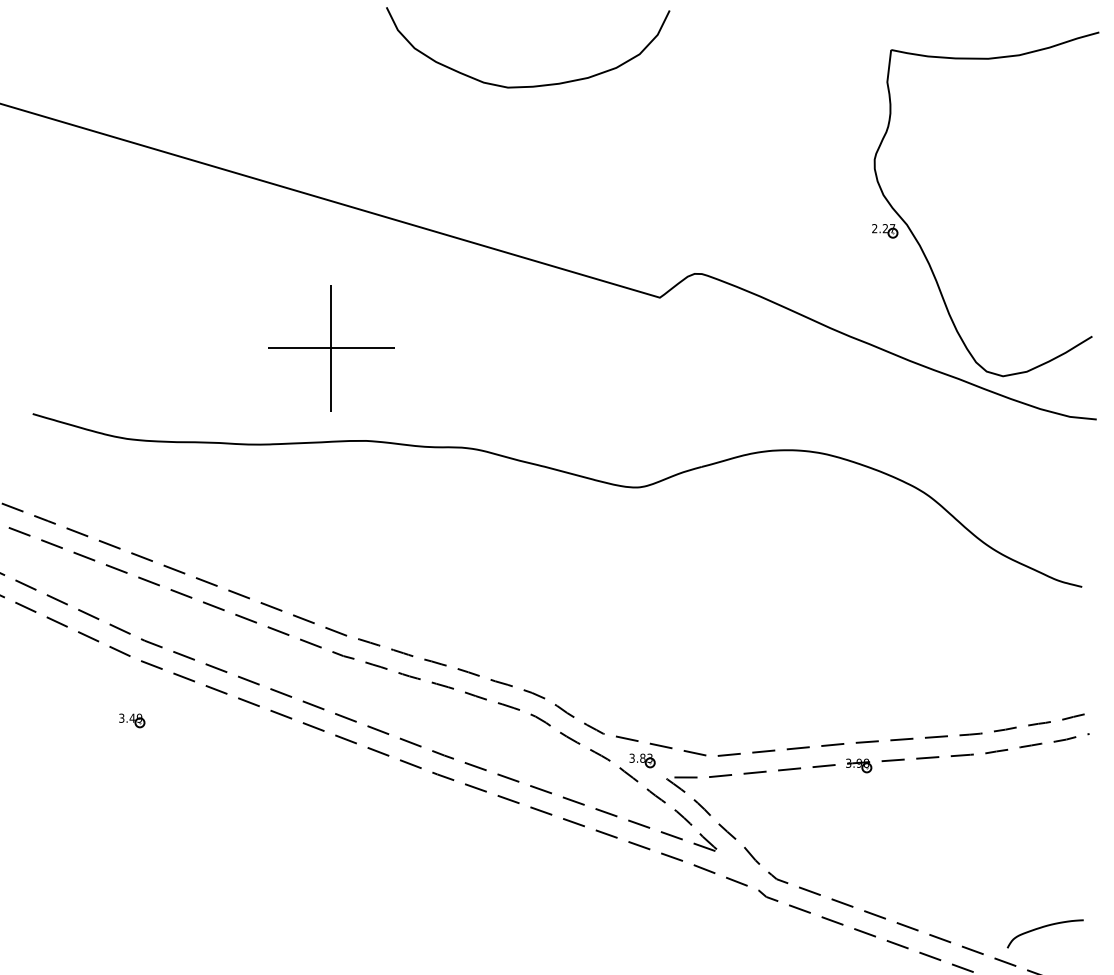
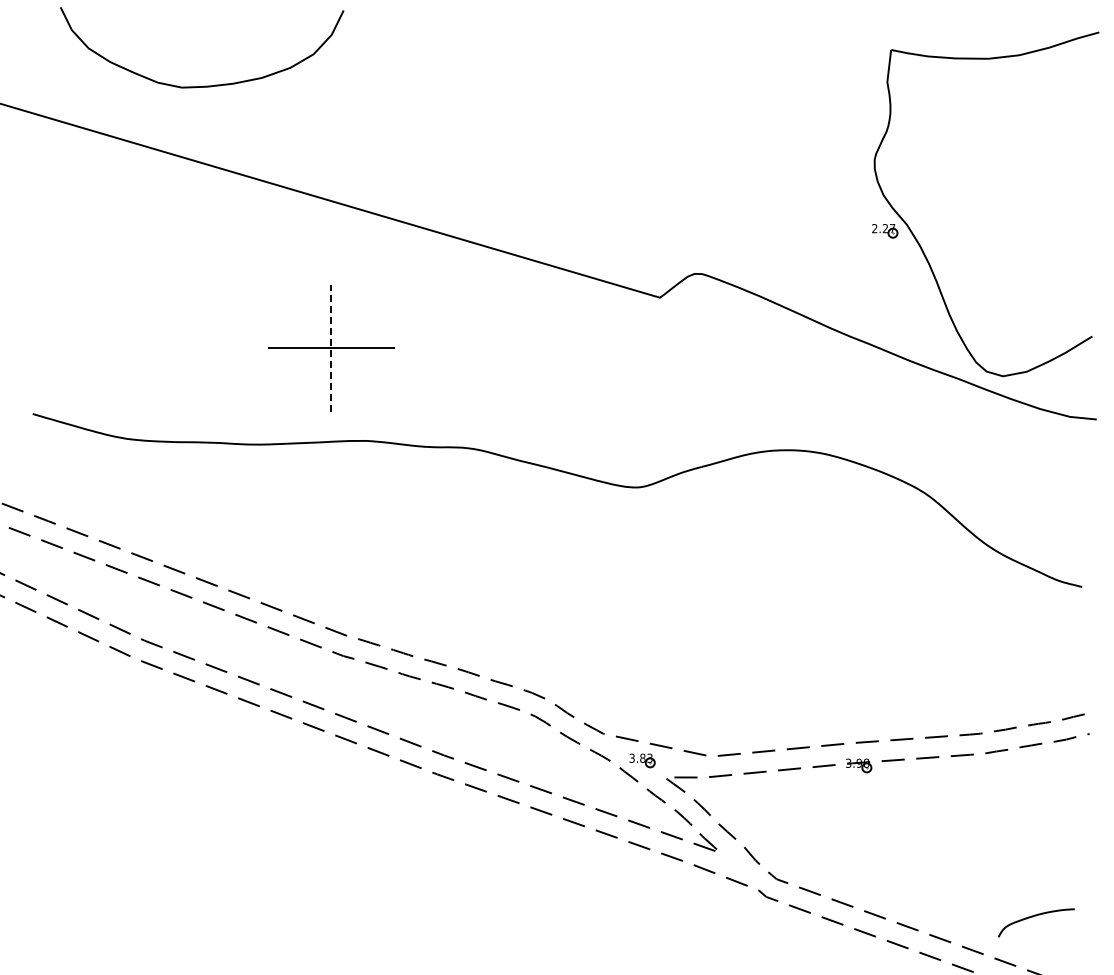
curve position: (530, 85) -> (204, 85) (204, 85)
line: solid -> dashed (331, 348)
part: present -> none (132, 720)
curve position: (1042, 928) -> (1033, 917) (1033, 917)
